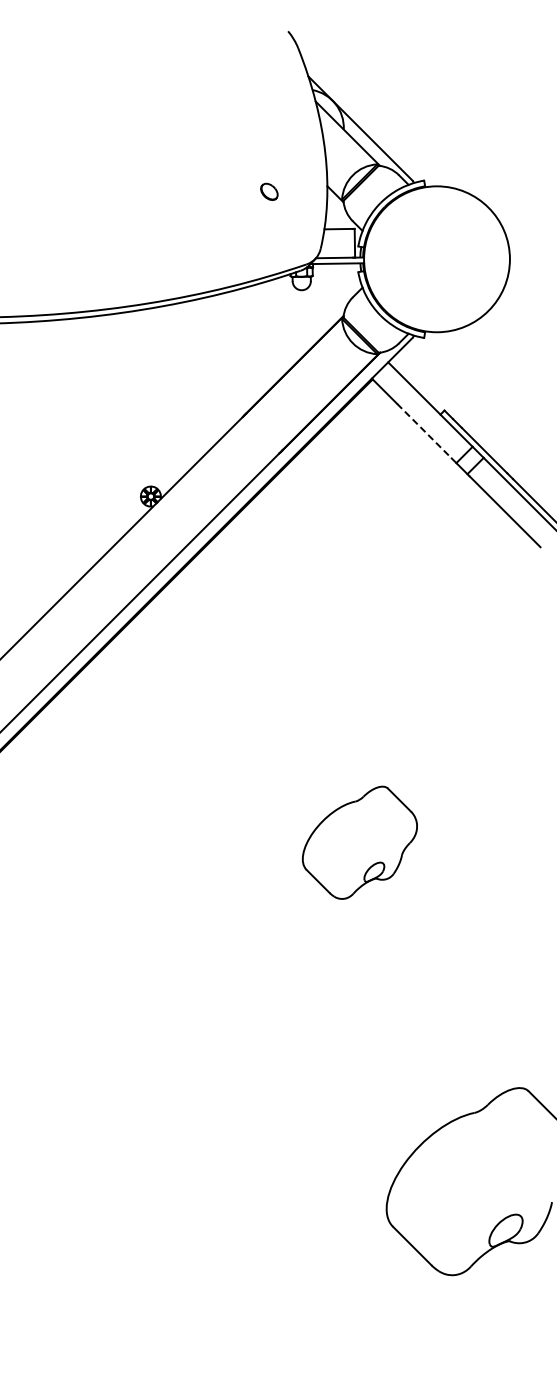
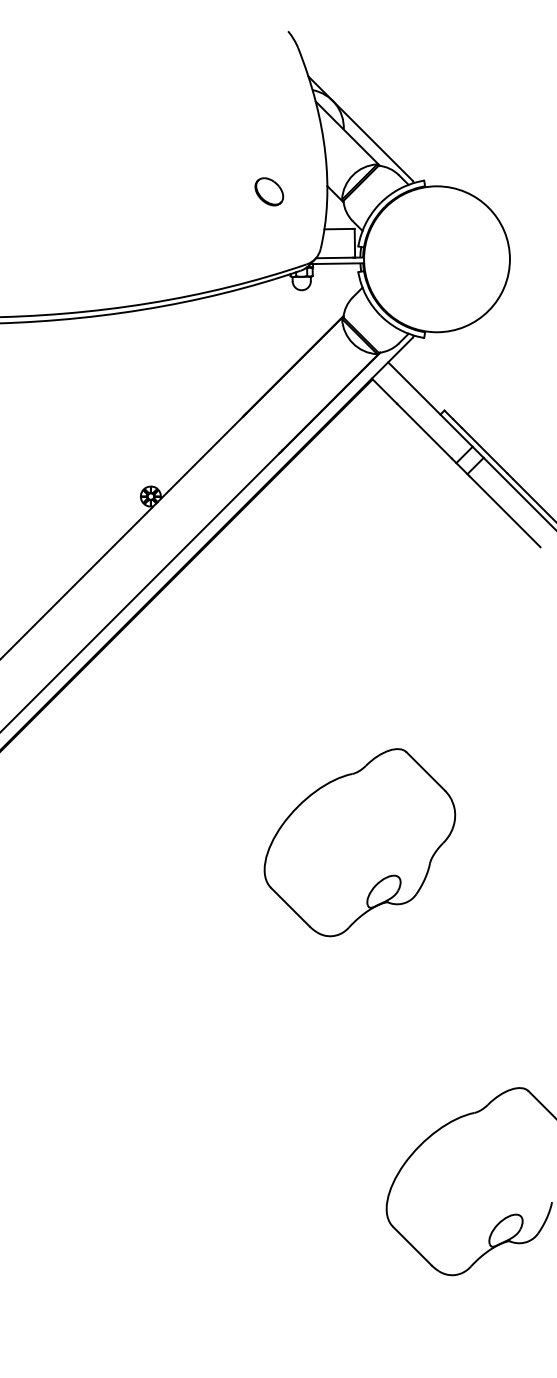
part size: 19x19 px -> 31x30 px (269, 191)
line: dashed -> solid (424, 431)
part size: 116x115 px -> 194x190 px (359, 842)
